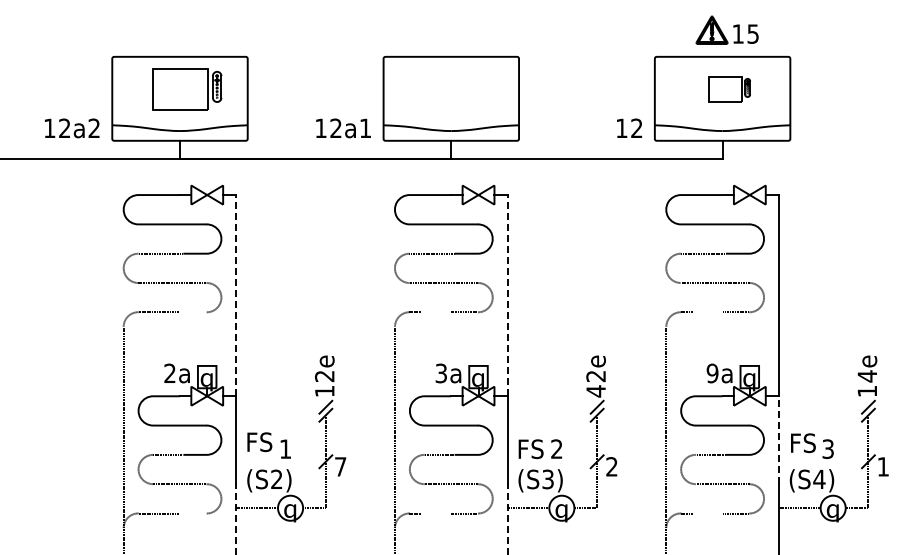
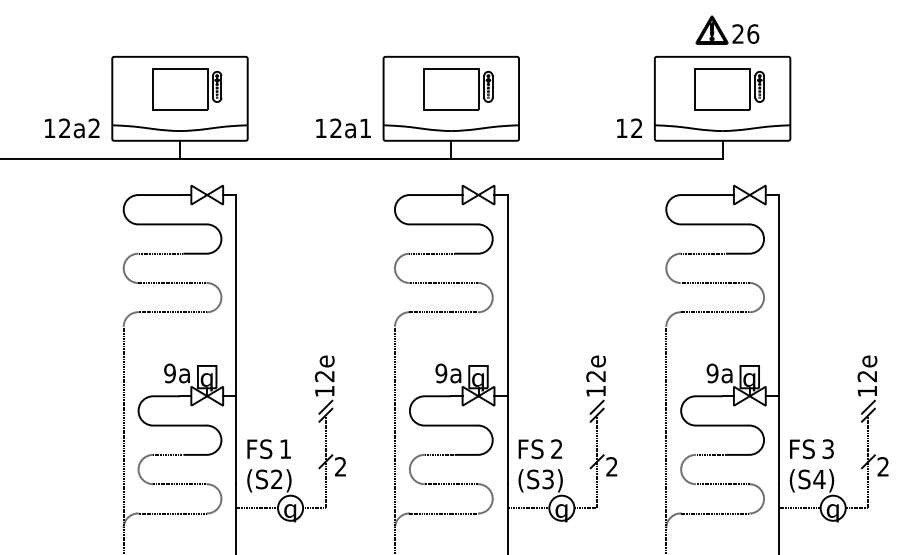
text: 15 -> 26 (745, 33)
part: none -> present (458, 89)
part size: 43x27 px -> 71x43 px (729, 89)
line: dashed -> solid (236, 295)
line: dashed -> solid (507, 295)
line: none -> present (193, 312)
line: none -> present (436, 312)
line: none -> present (707, 312)
text: 2a -> 9a (169, 373)
text: 3a -> 9a (441, 373)
text: 14e -> 12e (866, 376)
text: 42e -> 12e (595, 391)
line: dashed -> solid (778, 440)
text position: (259, 442) -> (259, 449) (259, 449)
text position: (803, 443) -> (802, 449) (802, 449)
text: 7 -> 2 (340, 466)
text: 1 -> 2 (882, 466)
line: none -> present (193, 513)
line: none -> present (436, 513)
line: none -> present (707, 513)
line: dashed -> solid (236, 519)
line: dashed -> solid (507, 519)
